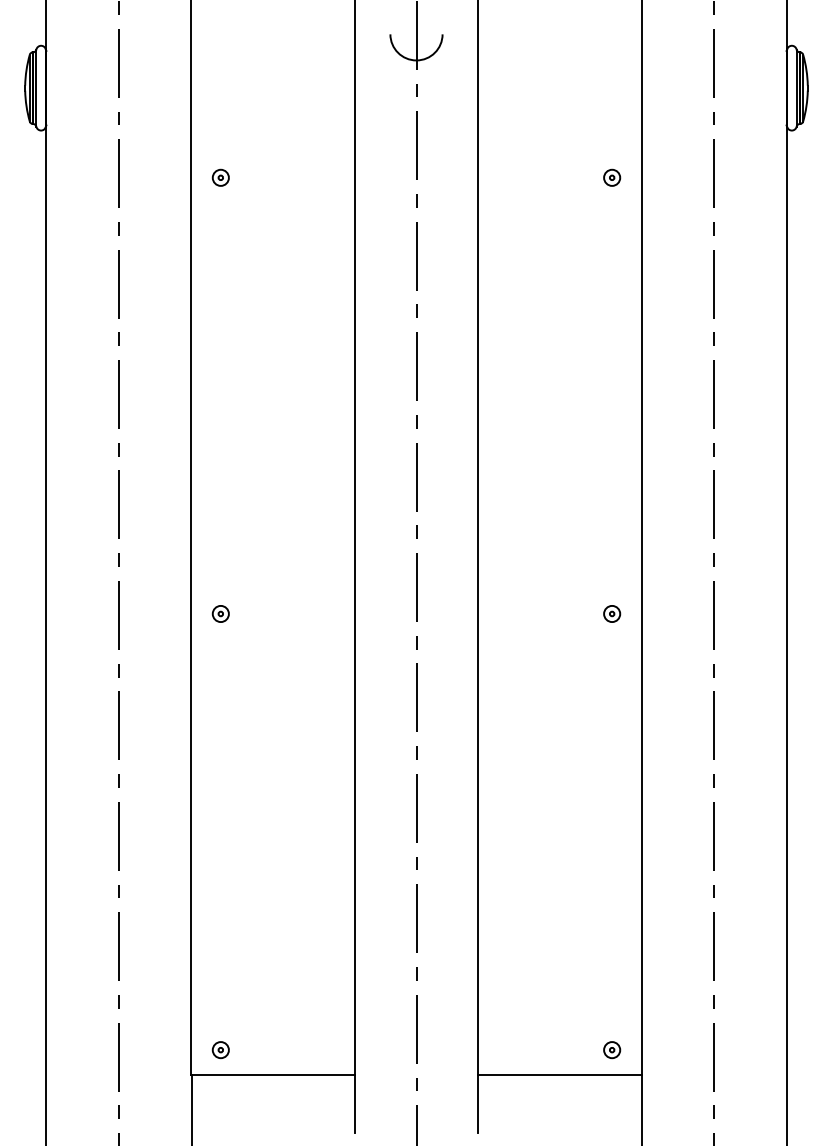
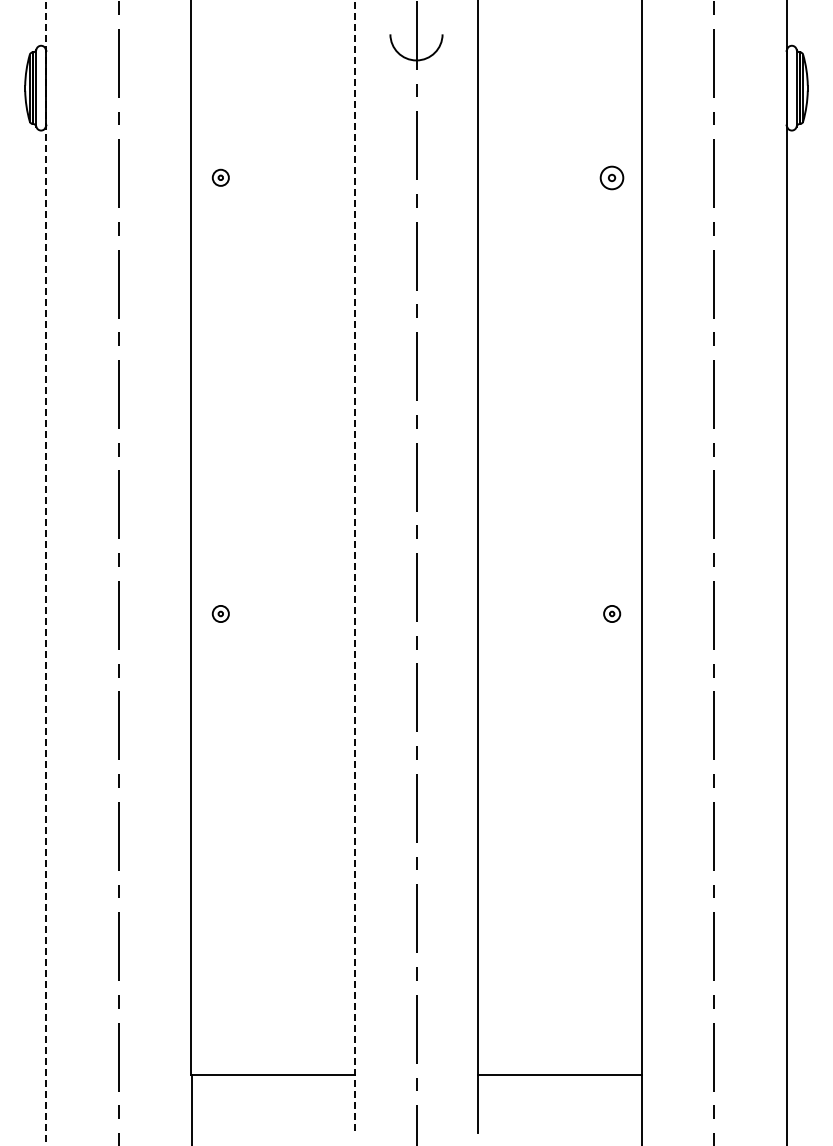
part size: 19x19 px -> 26x26 px (611, 177)
line: solid -> dashed (354, 567)
line: solid -> dashed (46, 573)
part: present -> none (220, 1050)
part: present -> none (612, 1050)
